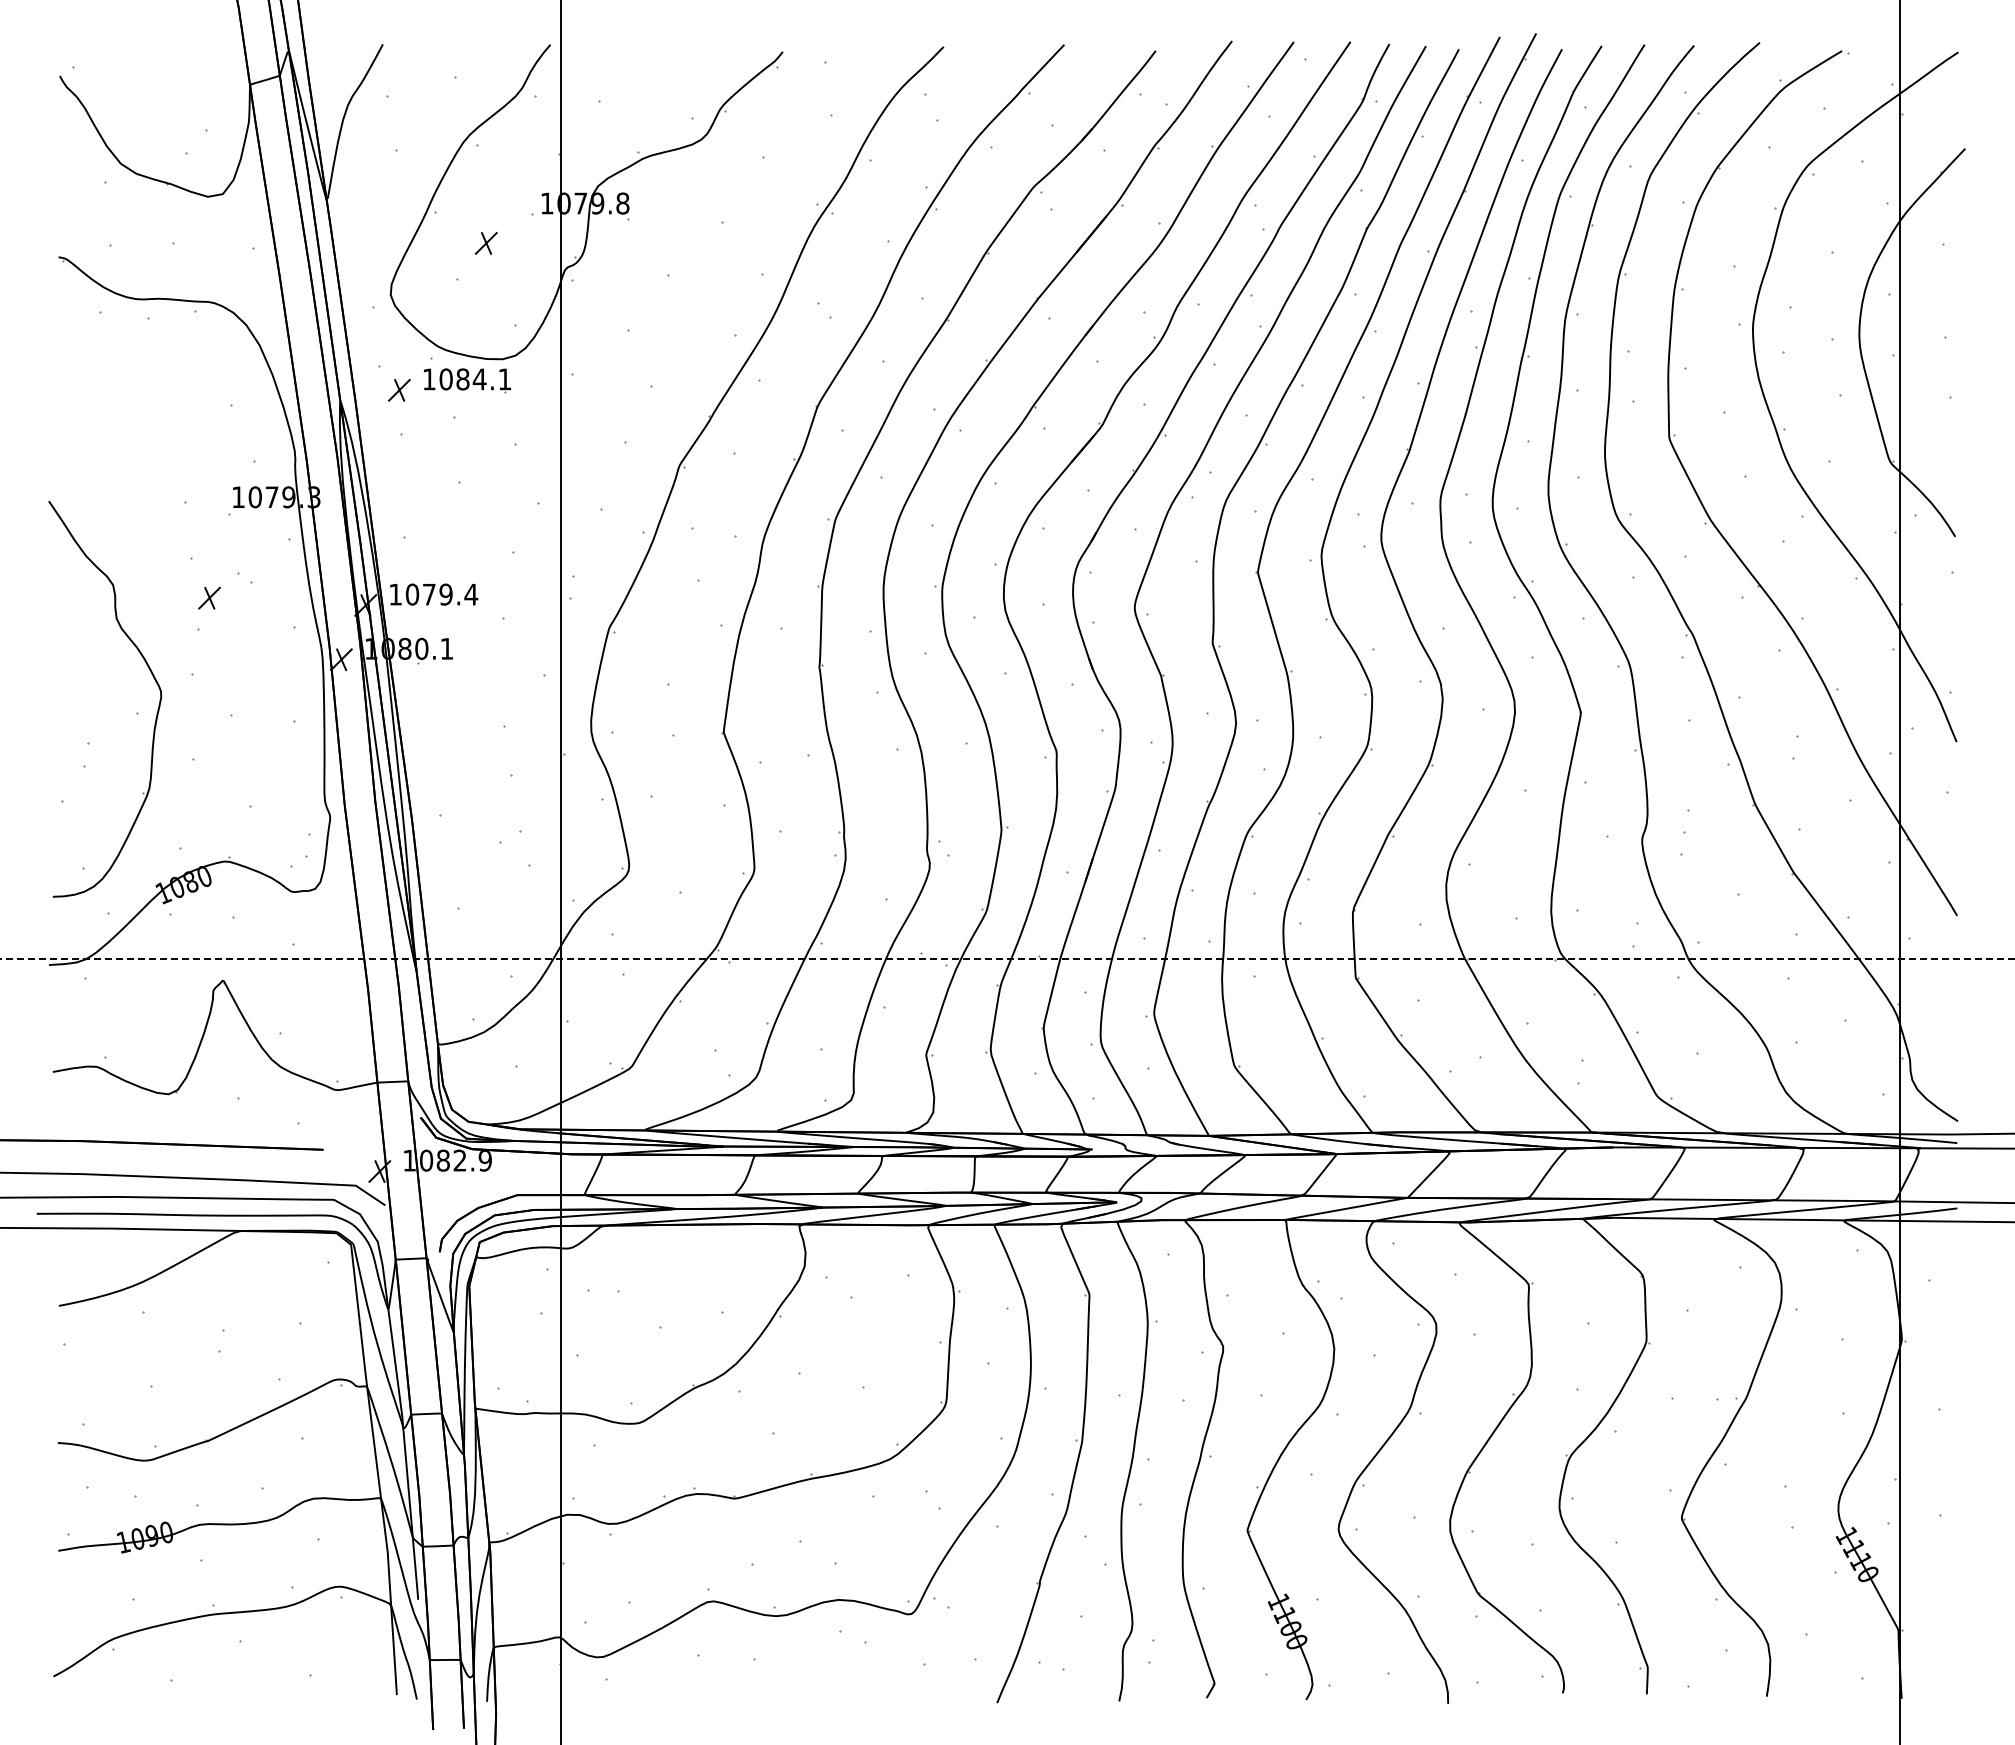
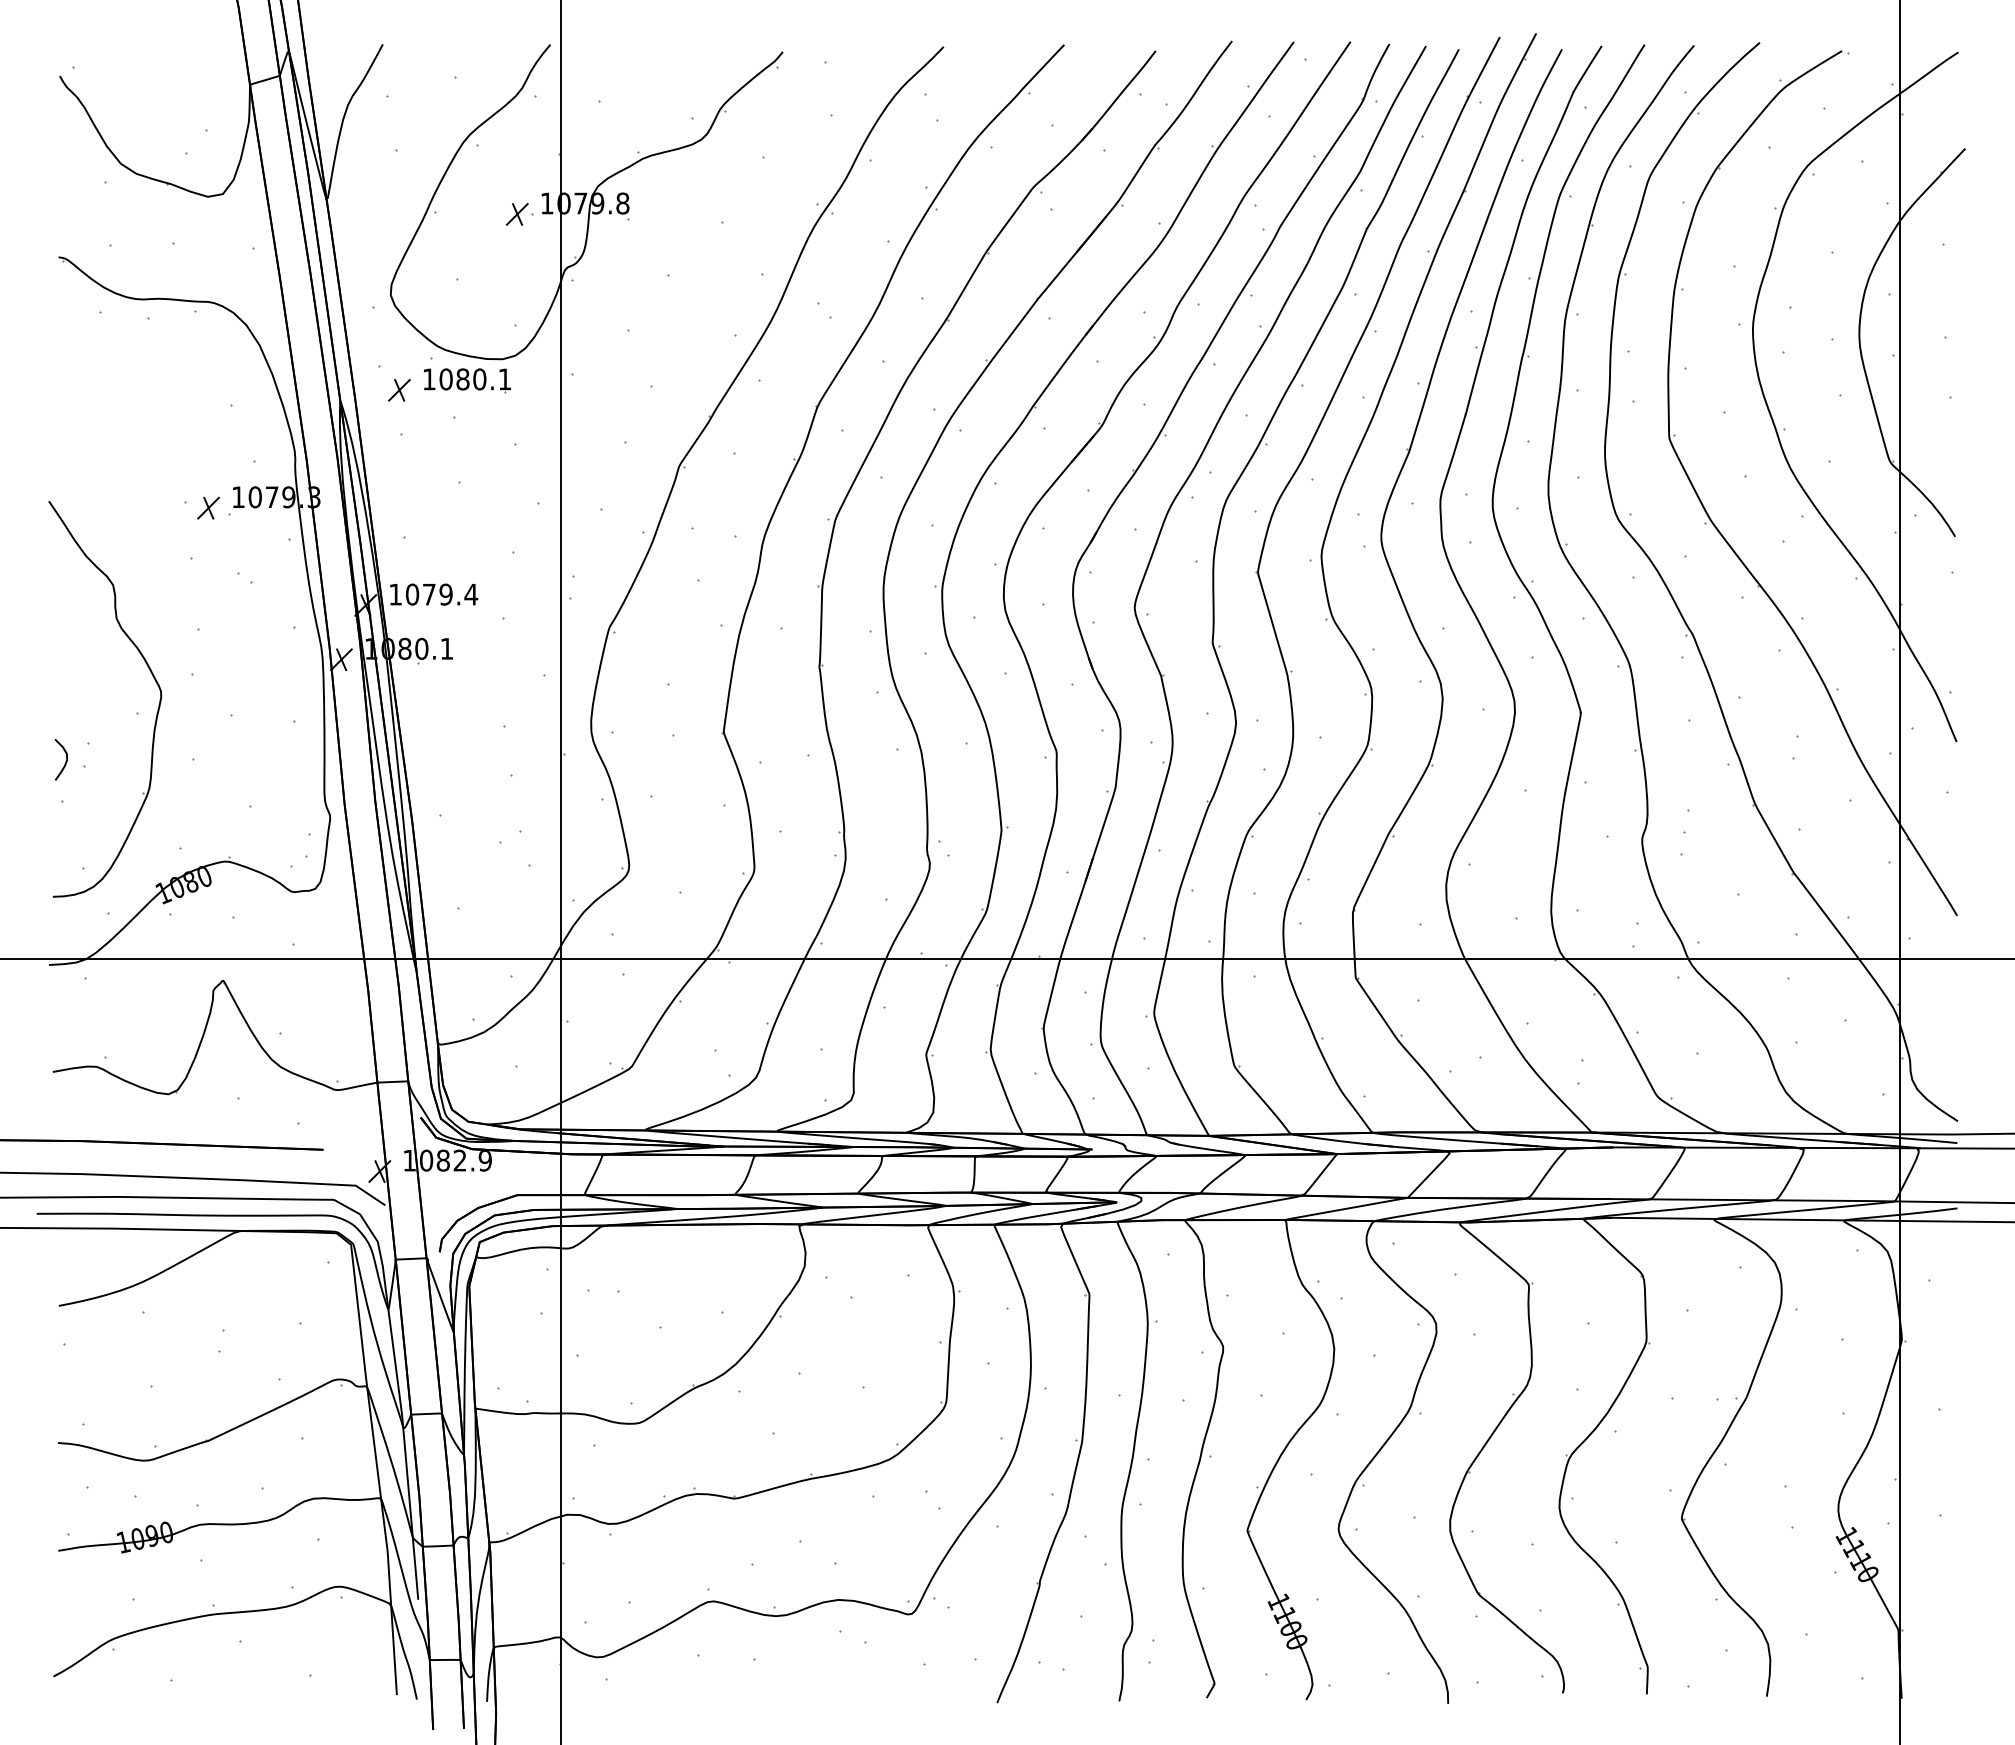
part position: (485, 243) -> (516, 214) (516, 214)
text: 1084.1 -> 1080.1 (479, 379)
part position: (209, 597) -> (208, 507) (208, 507)
curve: none -> present (65, 761)
line: dashed -> solid (1007, 959)
